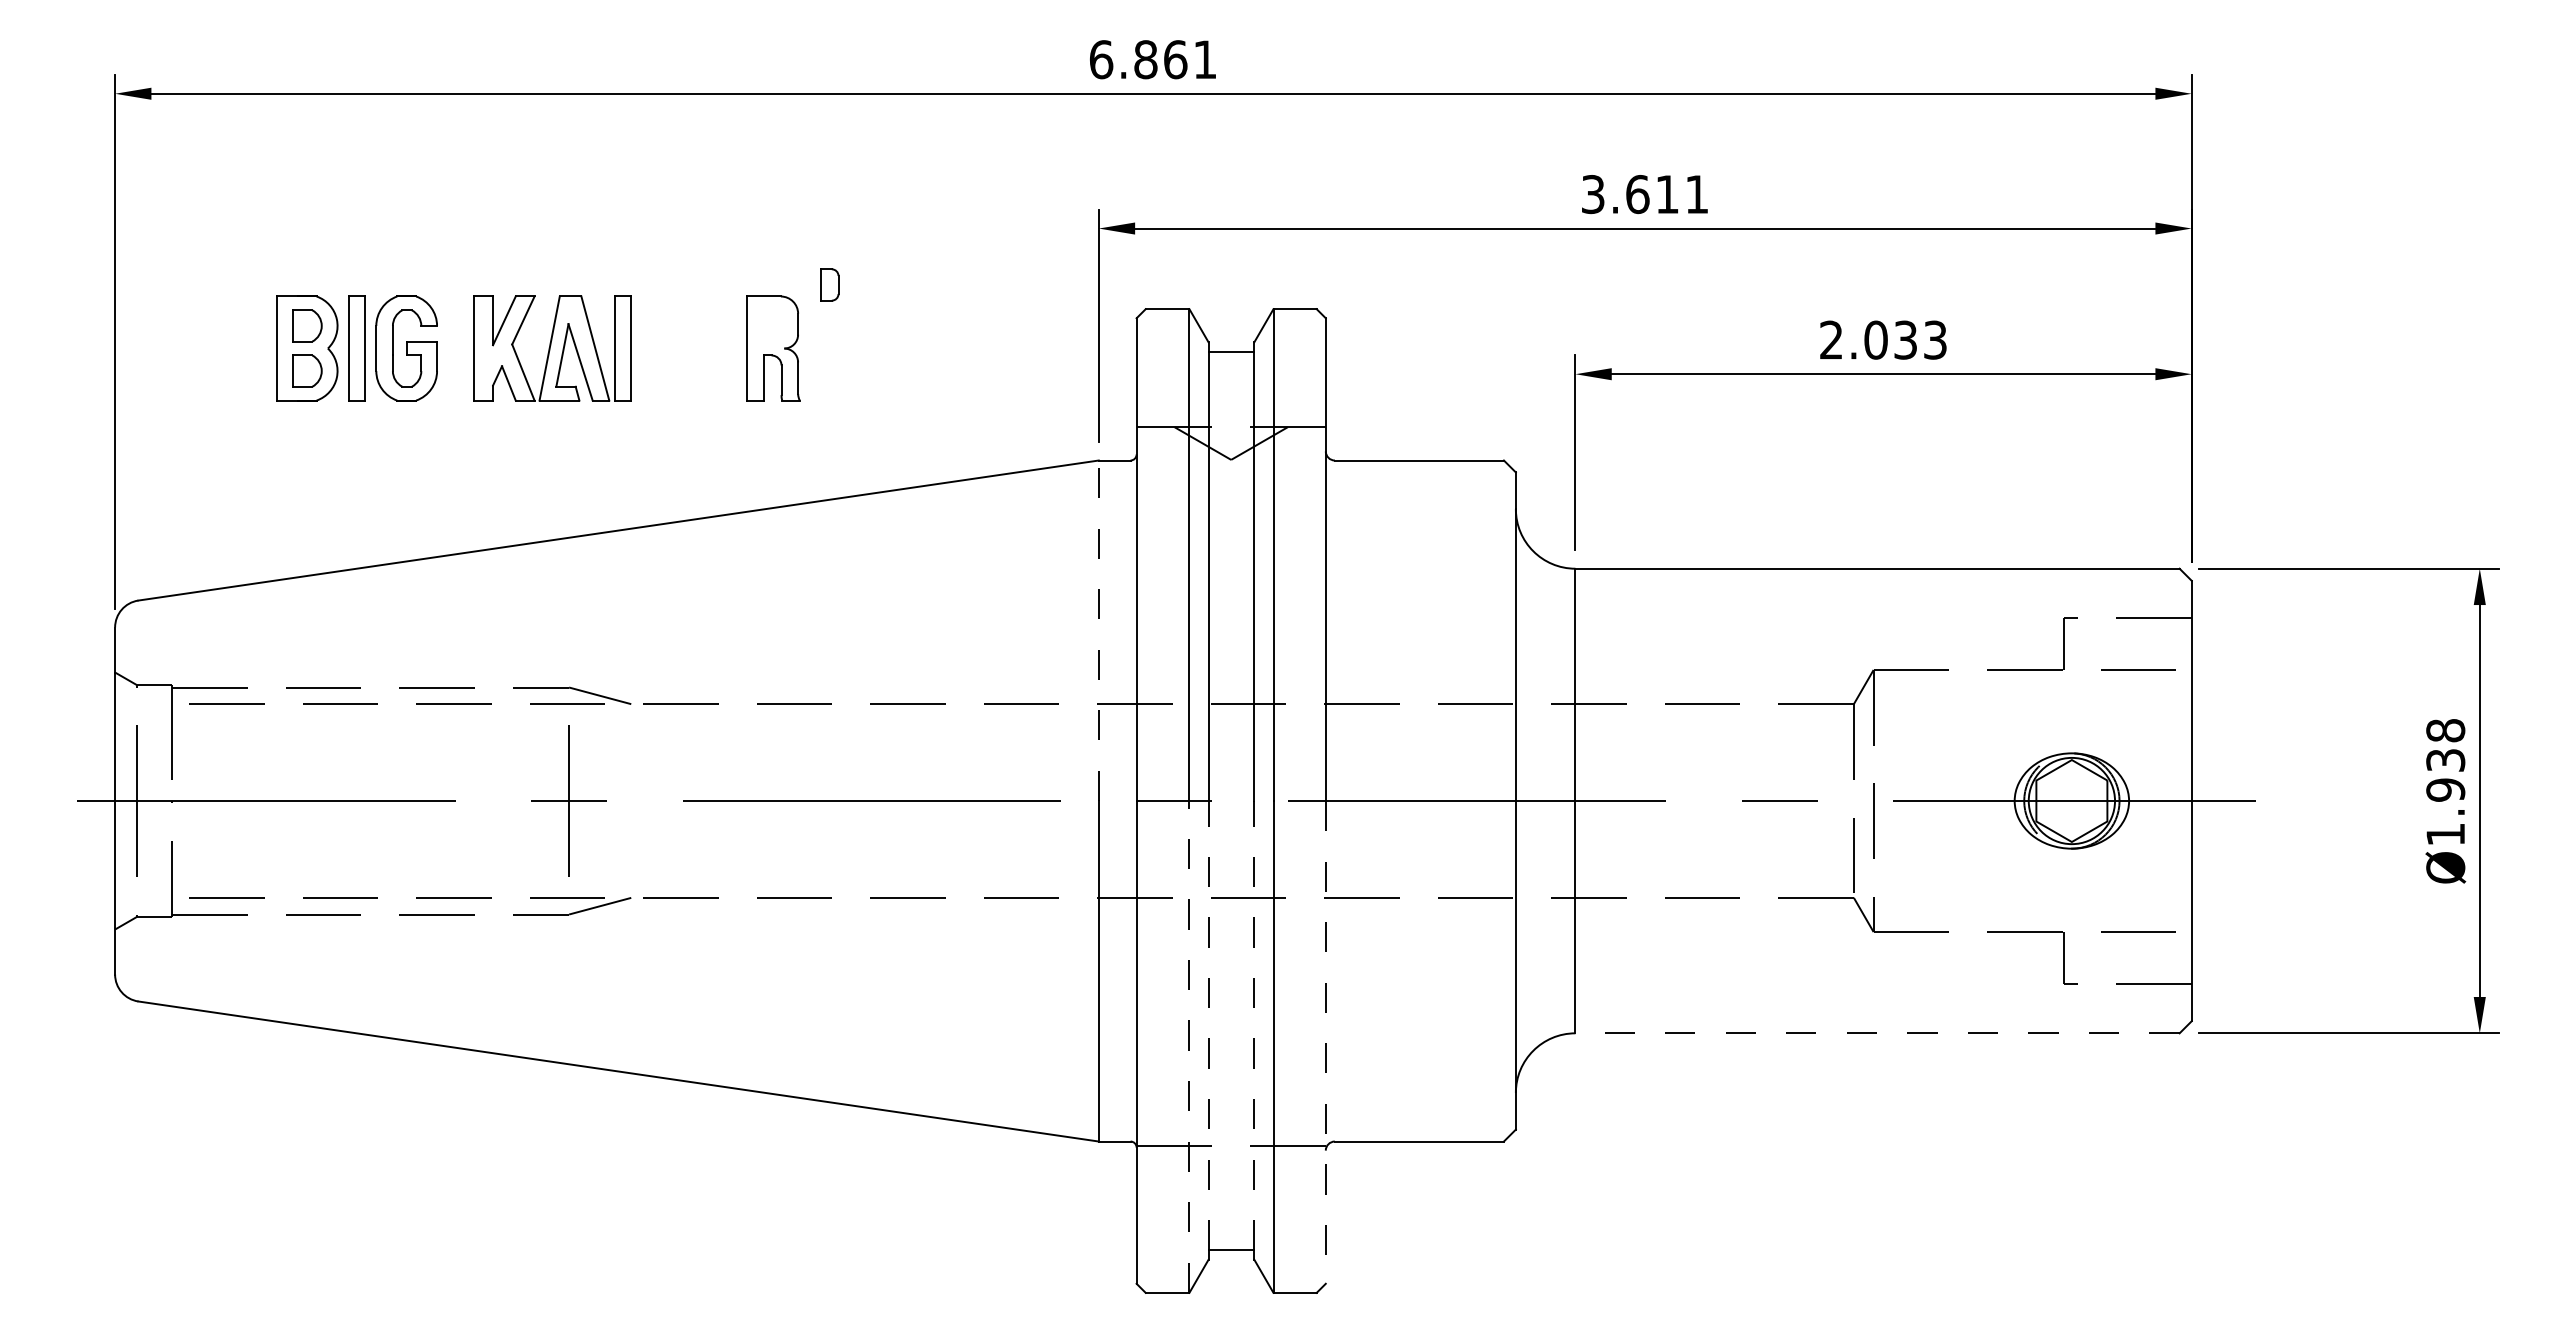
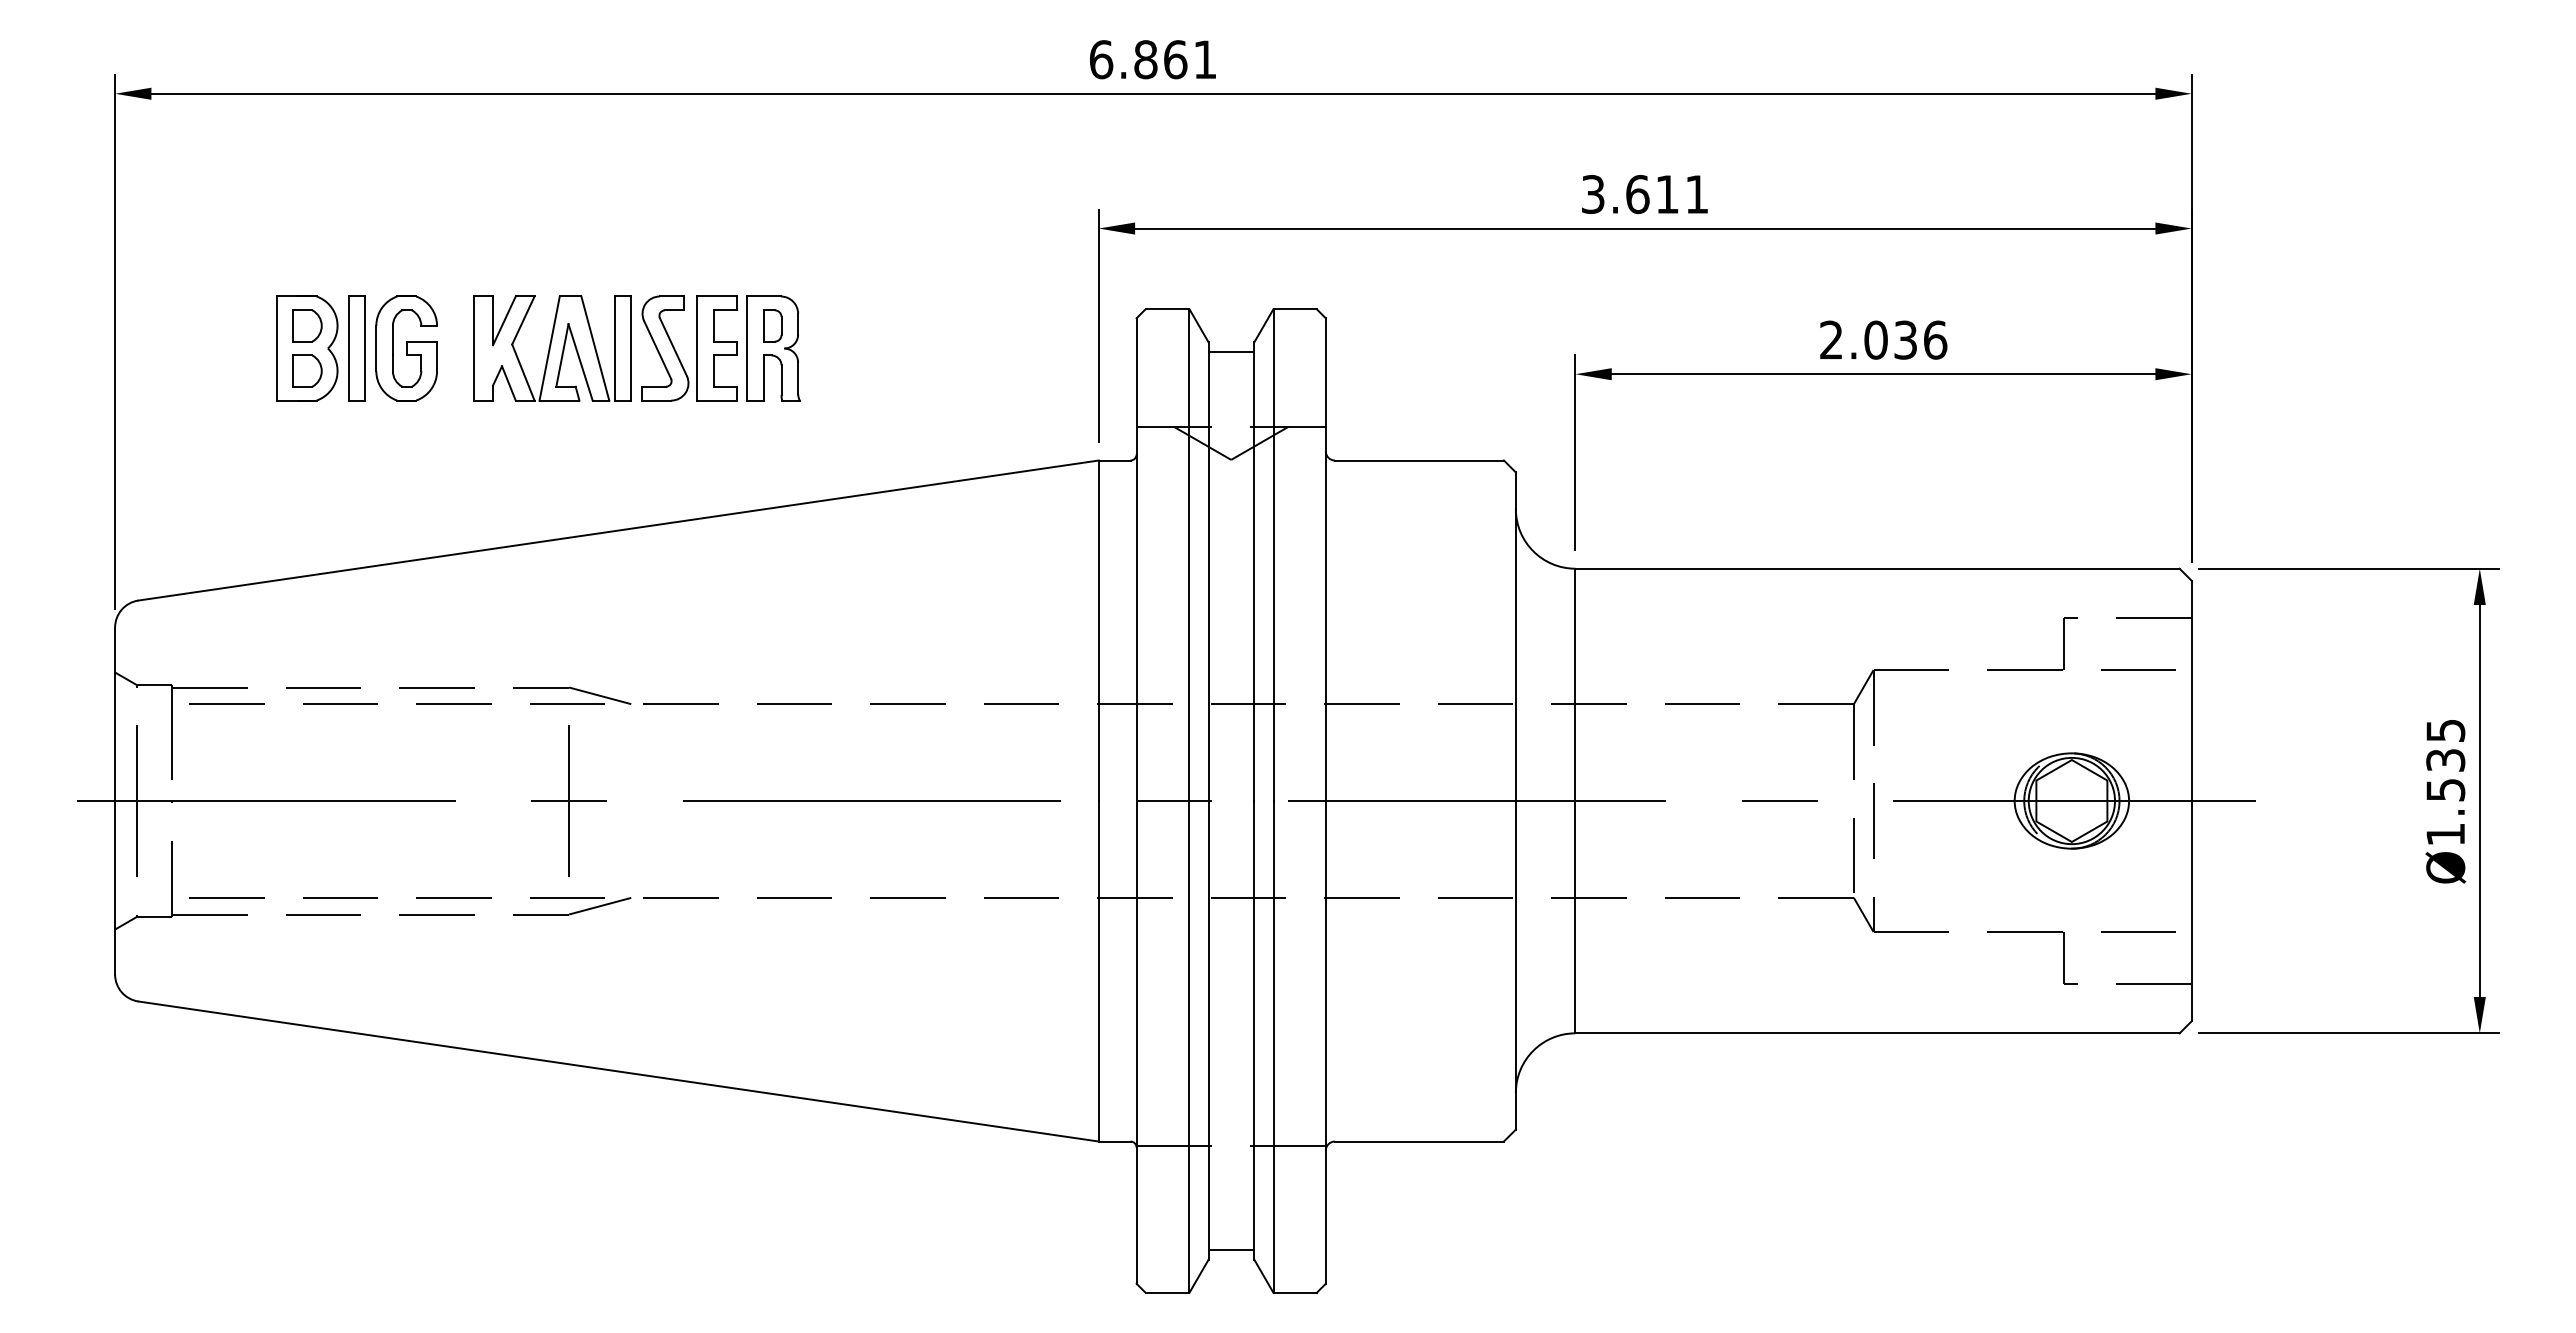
part position: (829, 284) -> (772, 325) (772, 325)
text: 2.033 -> 2.036 (1935, 339)
part: none -> present (696, 348)
line: dashed -> solid (1098, 630)
text: Ø1.938 -> Ø1.535 (2445, 760)
line: dashed -> solid (1208, 1025)
line: dashed -> solid (1254, 1025)
line: dashed -> solid (1877, 1033)
line: dashed -> solid (1325, 1042)
line: dashed -> solid (1189, 1046)
